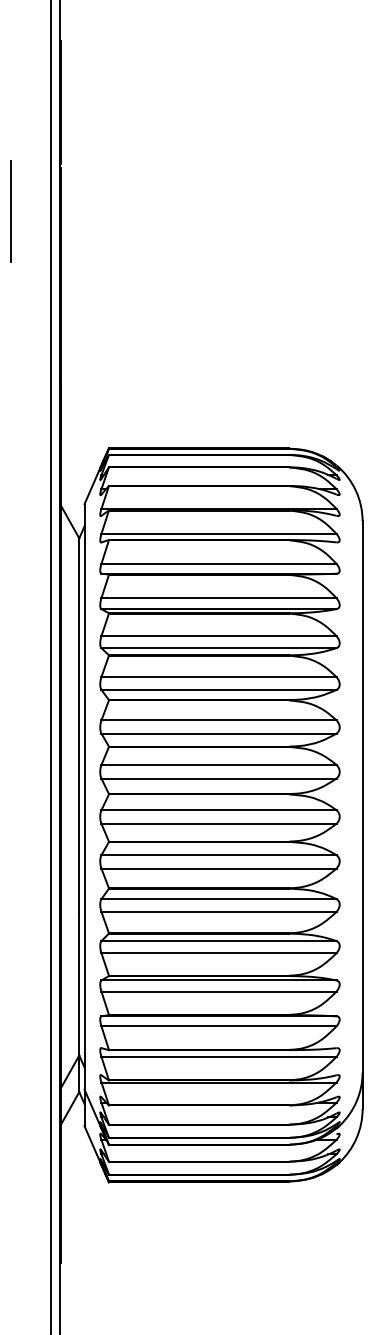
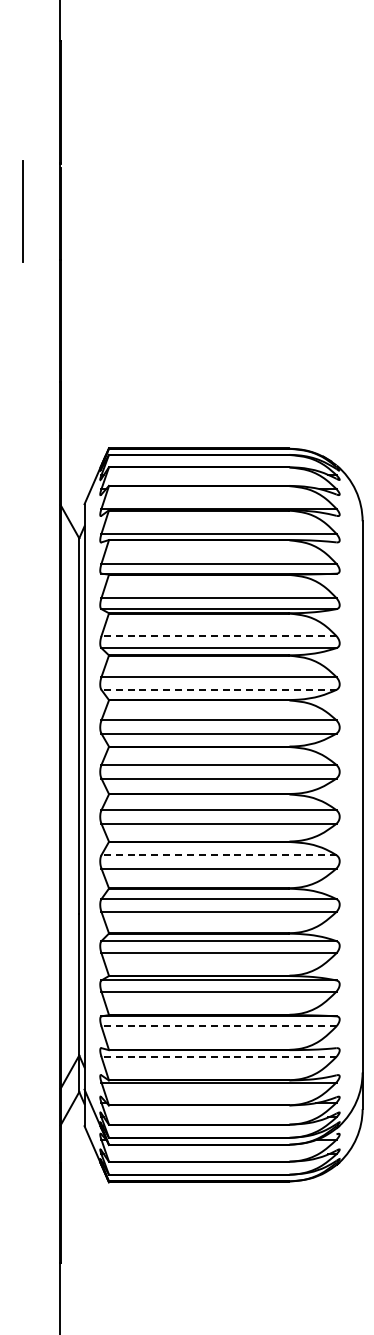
line position: (10, 211) -> (22, 211) (22, 211)
line: solid -> dashed (219, 636)
line: present -> none (50, 666)
line: solid -> dashed (219, 689)
line: solid -> dashed (219, 855)
line: solid -> dashed (219, 1026)
line: solid -> dashed (219, 1056)
